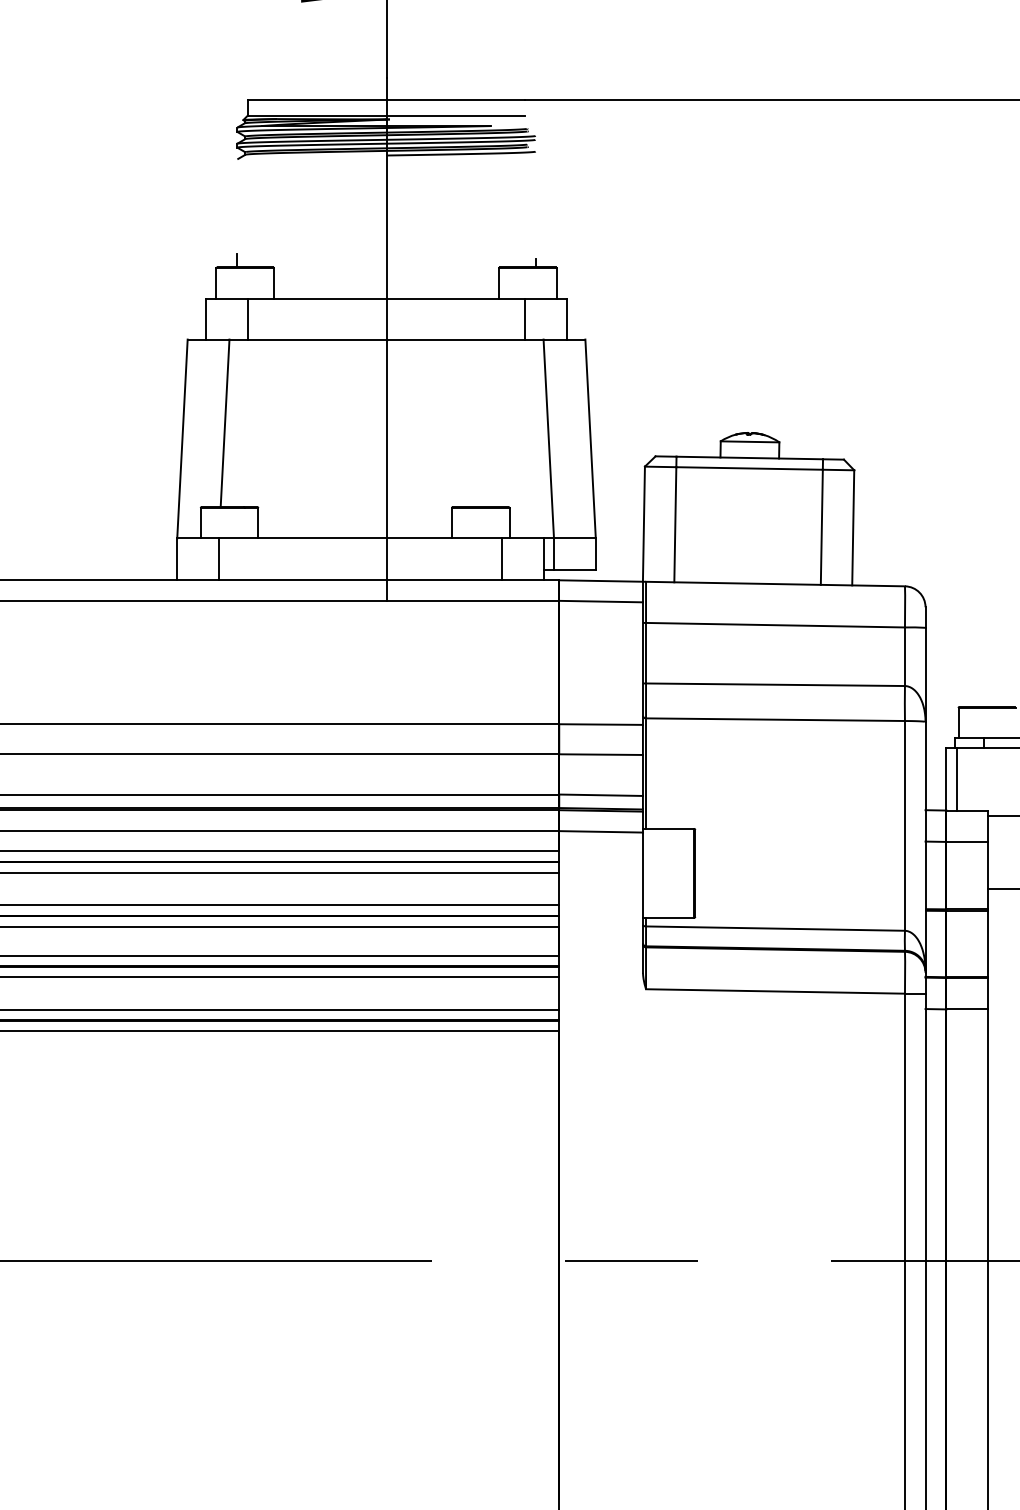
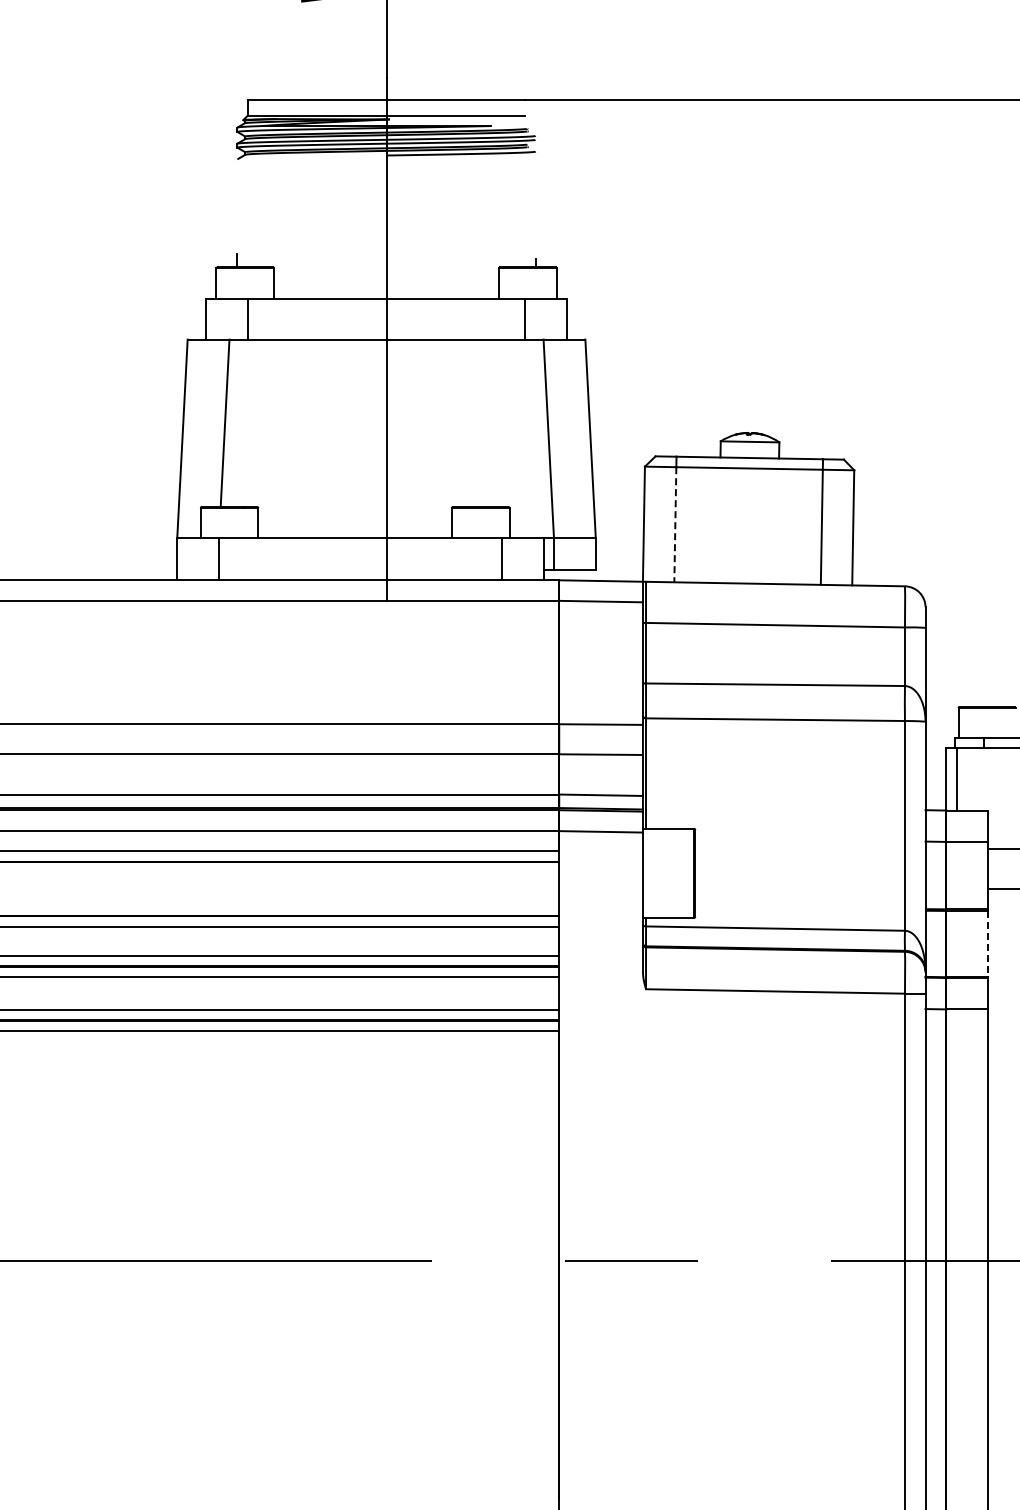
line: solid -> dashed (675, 524)
line position: (1002, 815) -> (1002, 848) (1002, 848)
line: present -> none (280, 872)
line: present -> none (280, 905)
line: solid -> dashed (988, 944)
